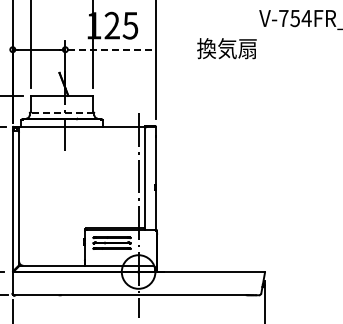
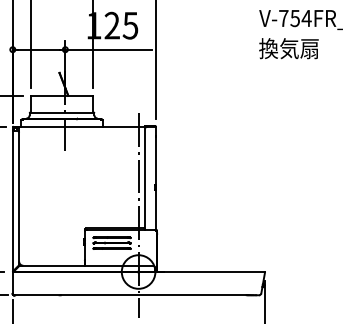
text position: (226, 48) -> (288, 48) (288, 48)
line: dashed -> solid (108, 49)
line: dashed -> solid (62, 112)
